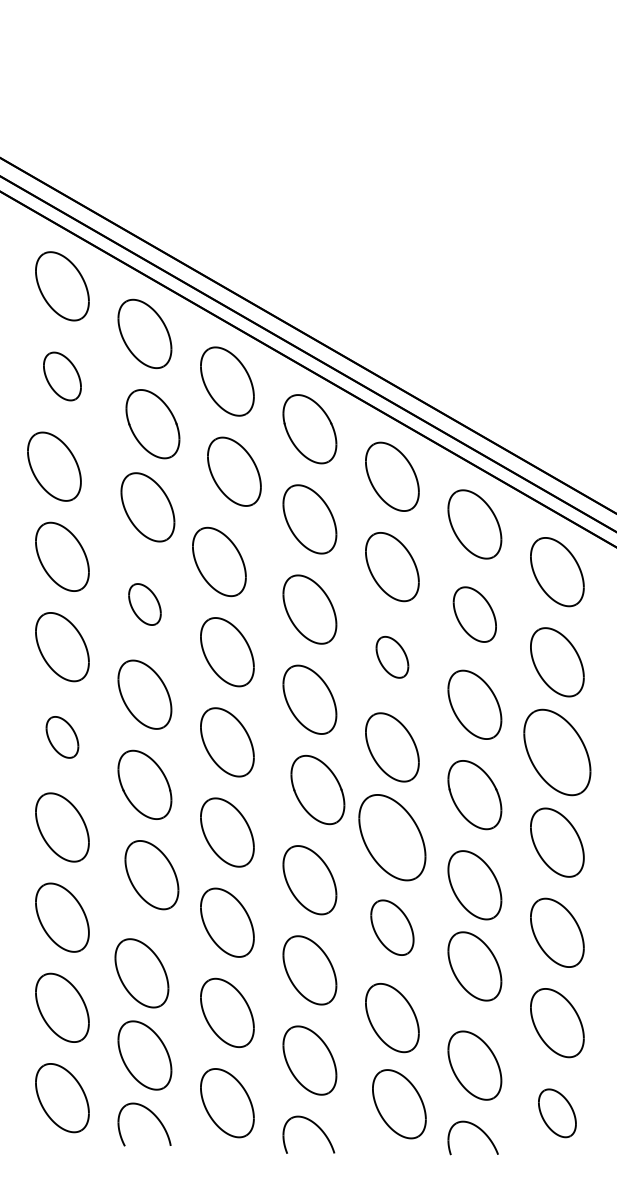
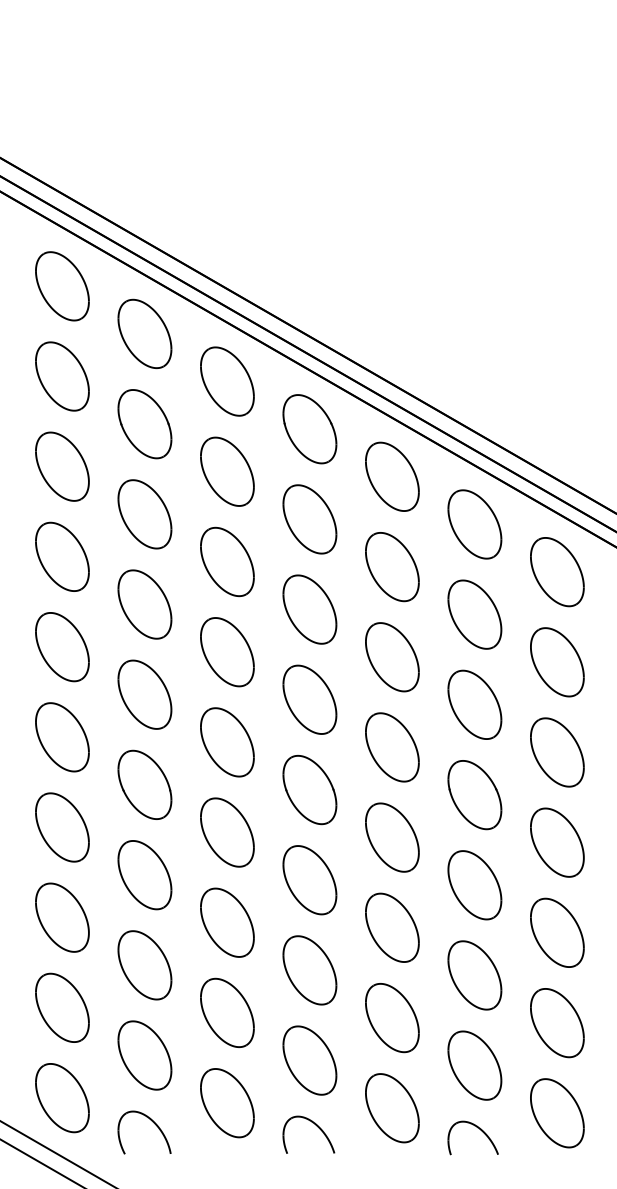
part size: 39x51 px -> 55x71 px (62, 376)
part position: (152, 424) -> (144, 424) (144, 424)
part position: (54, 466) -> (62, 466) (62, 466)
part position: (234, 471) -> (227, 471) (227, 471)
part position: (147, 507) -> (144, 514) (144, 514)
part position: (219, 561) -> (227, 561) (227, 561)
part size: 34x43 px -> 56x71 px (144, 604)
part size: 45x57 px -> 56x71 px (474, 614)
part size: 35x43 px -> 55x71 px (392, 657)
part size: 35x43 px -> 55x71 px (62, 737)
part size: 69x89 px -> 55x71 px (557, 752)
part position: (317, 790) -> (309, 790) (309, 790)
part size: 69x88 px -> 55x71 px (392, 837)
part position: (151, 875) -> (144, 875) (144, 875)
part size: 45x57 px -> 55x71 px (392, 927)
part position: (474, 966) -> (474, 975) (474, 975)
part position: (141, 973) -> (144, 965) (144, 965)
part position: (399, 1104) -> (392, 1108) (392, 1108)
part size: 39x51 px -> 55x71 px (557, 1113)
part position: (153, 1115) -> (153, 1123) (153, 1123)
line: none -> present (57, 1153)
line: none -> present (41, 1162)
